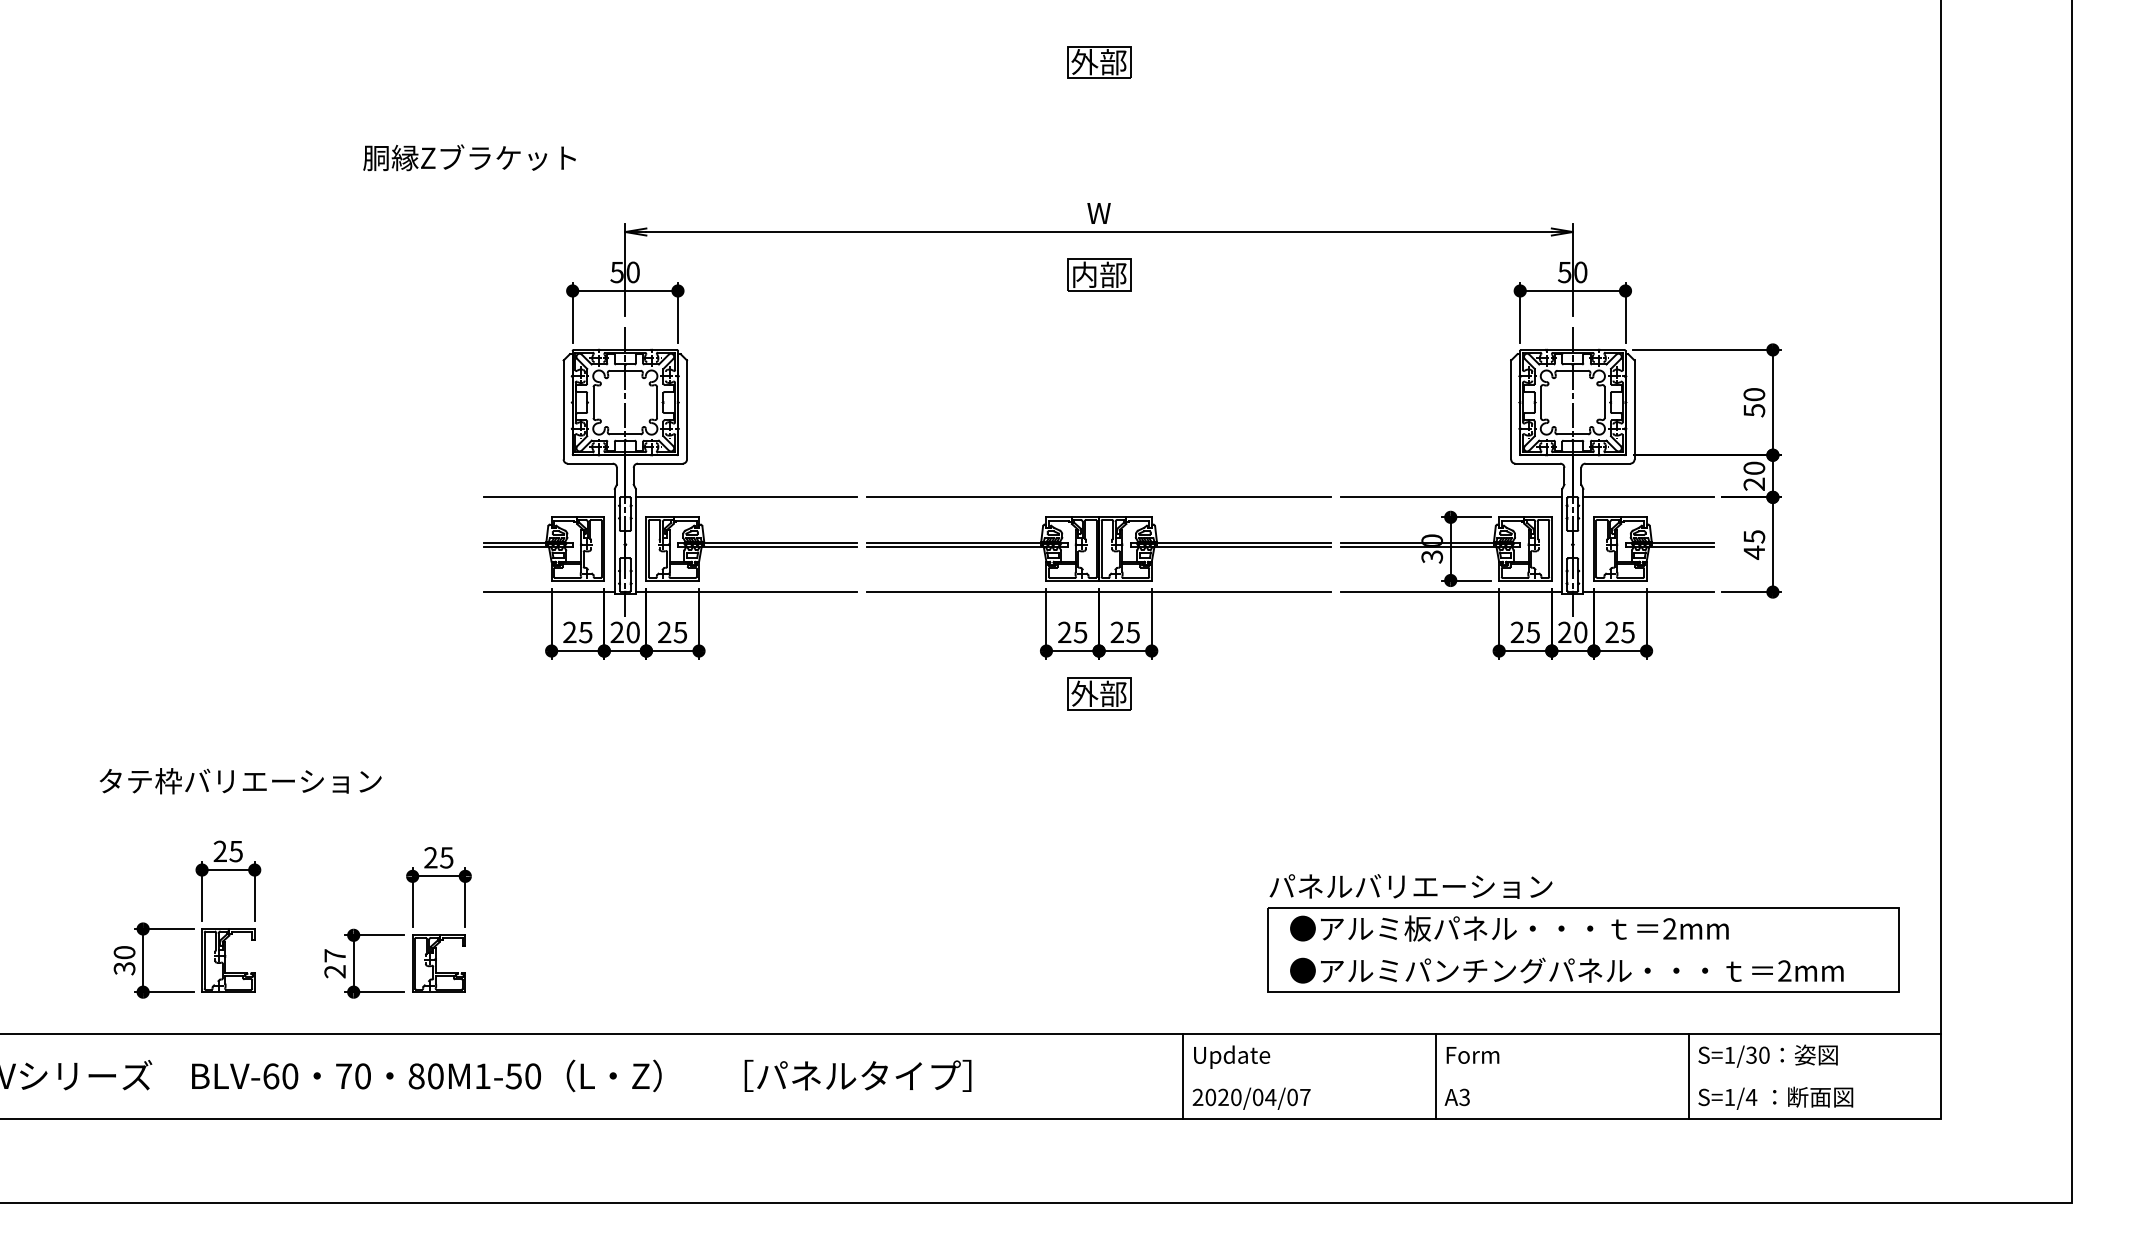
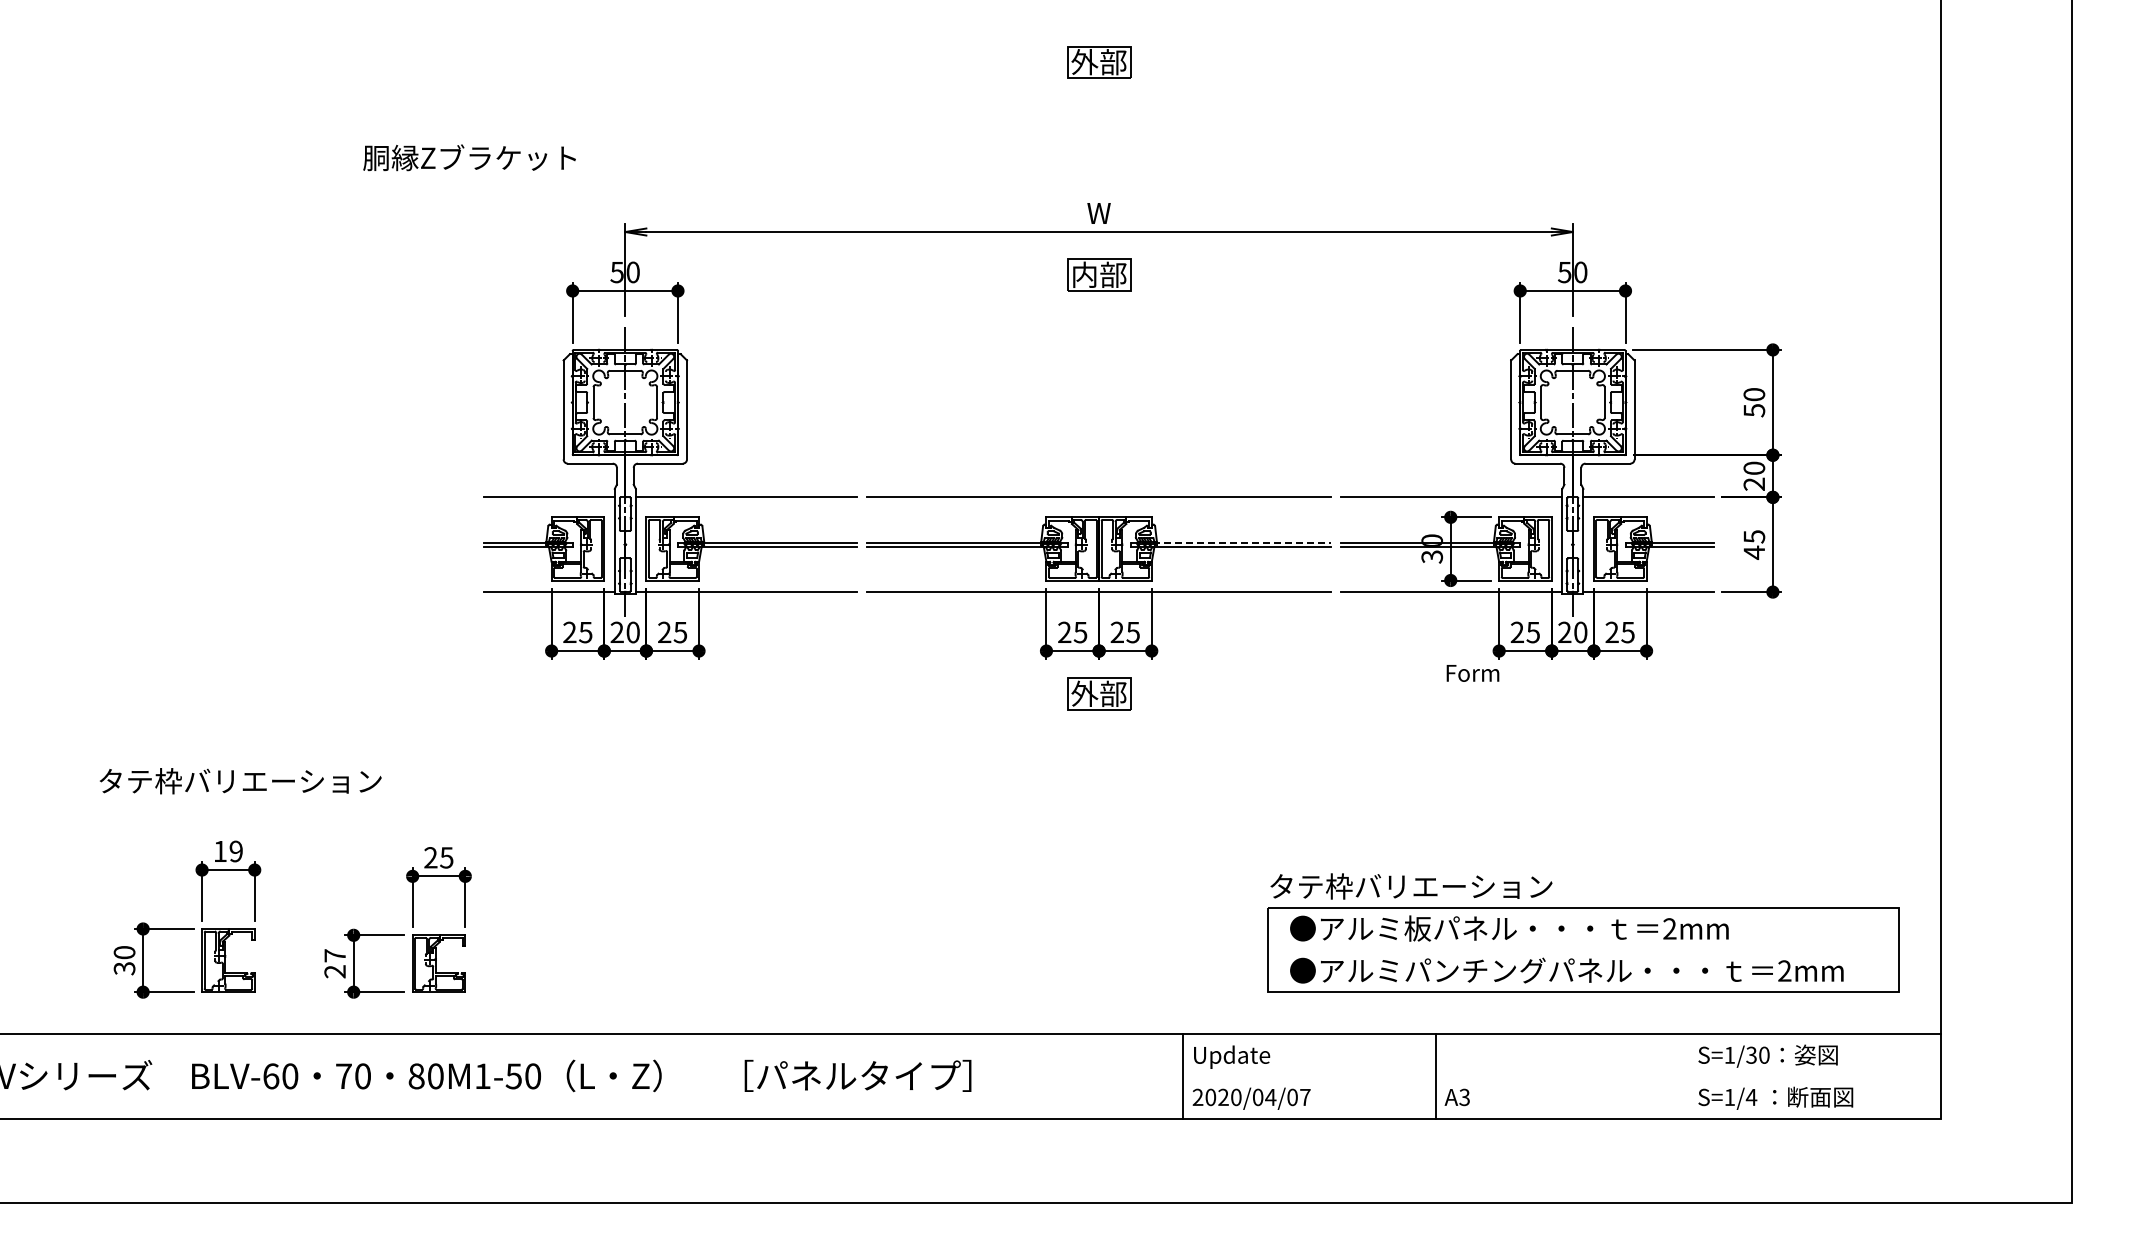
line: solid -> dashed (1231, 542)
text: 25 -> 19 (227, 851)
text: パネルバリエーション -> タテ枠バリエーション (1310, 886)
text position: (1472, 1055) -> (1472, 673) (1472, 673)
line: present -> none (1688, 1076)
